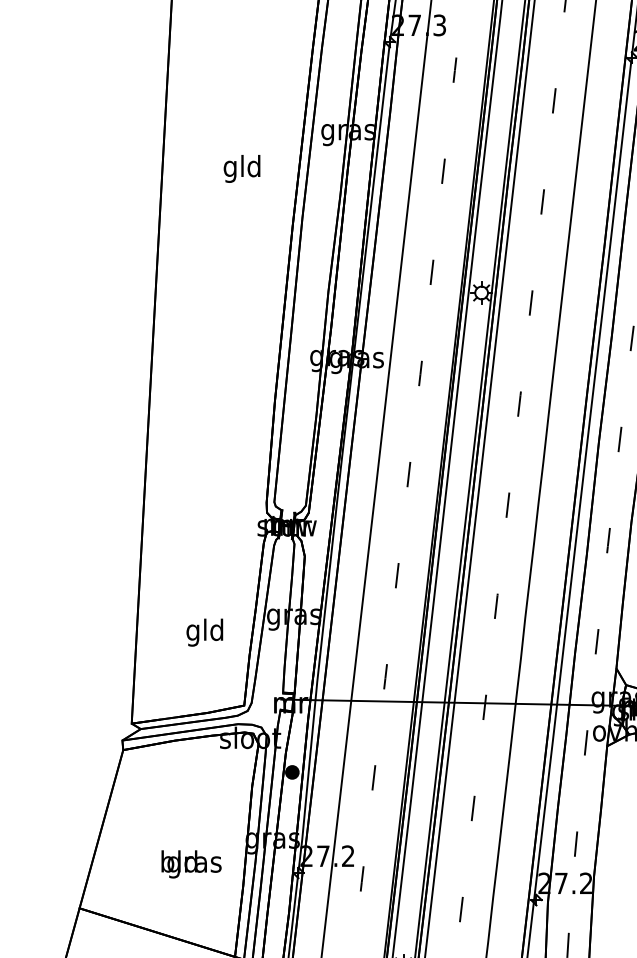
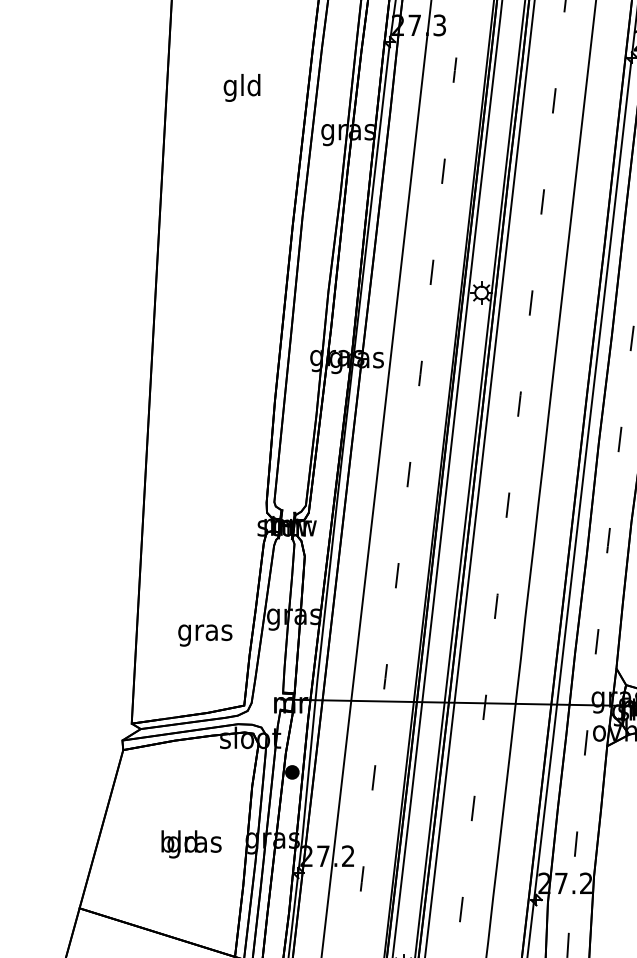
text position: (241, 168) -> (241, 87) (241, 87)
text: gld -> gras (205, 632)
text position: (191, 864) -> (191, 844) (191, 844)
